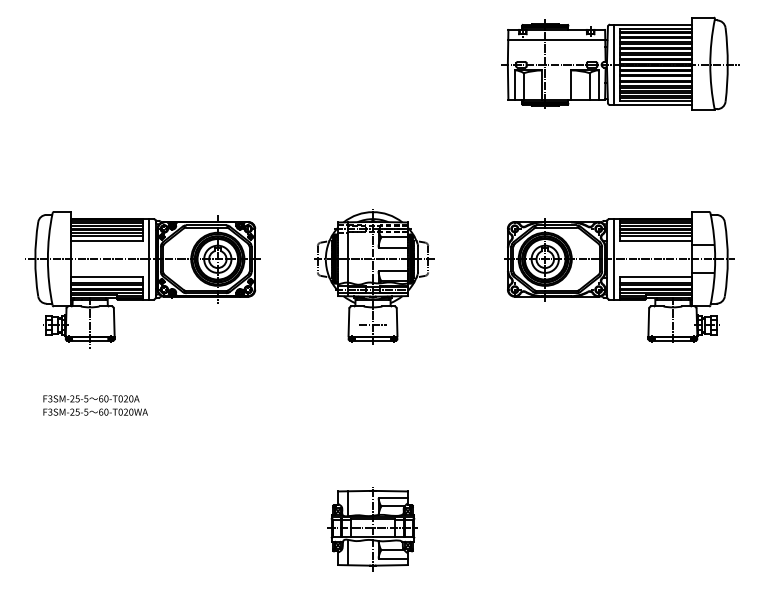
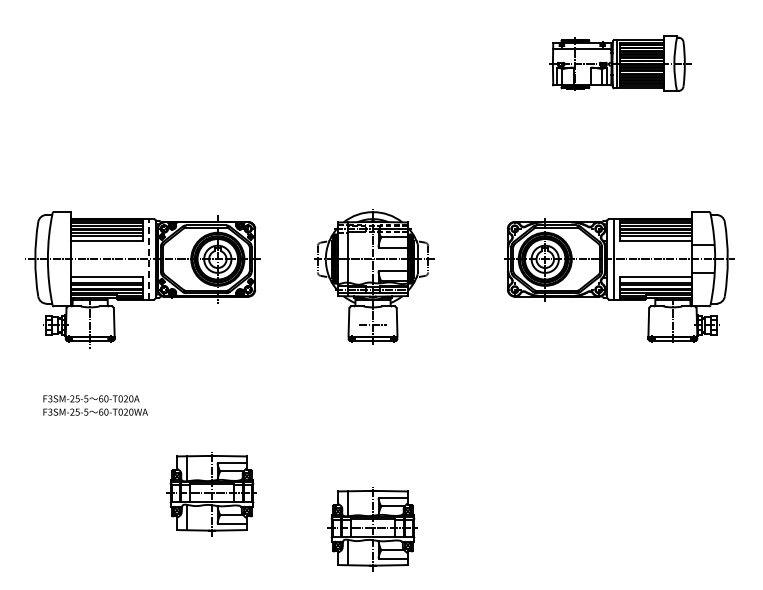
part size: 239x95 px -> 143x57 px (620, 63)
line: solid -> dashed (148, 258)
part: none -> present (211, 494)
